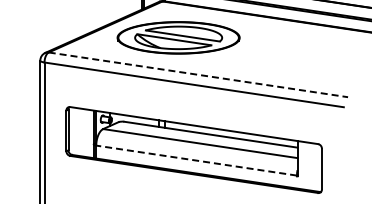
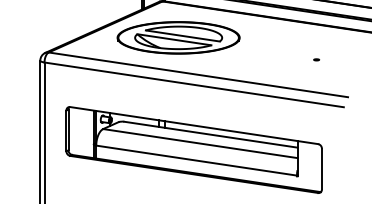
part: none -> present (316, 59)
line: dashed -> solid (198, 74)
line: dashed -> solid (196, 160)
